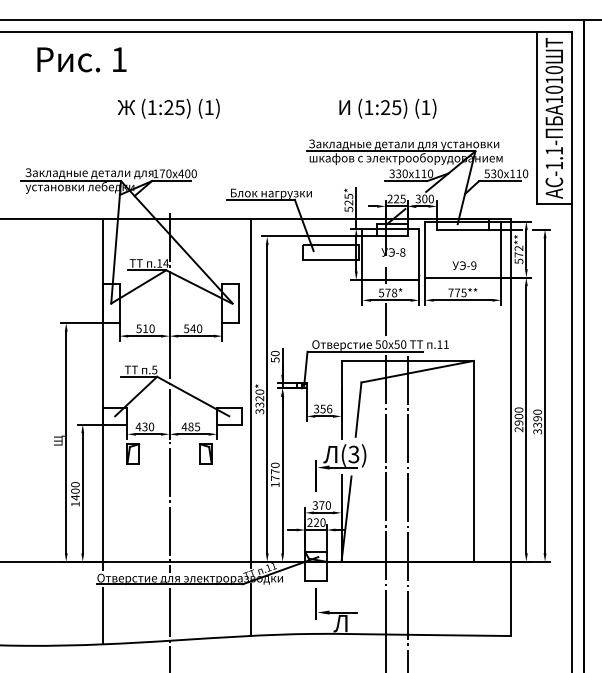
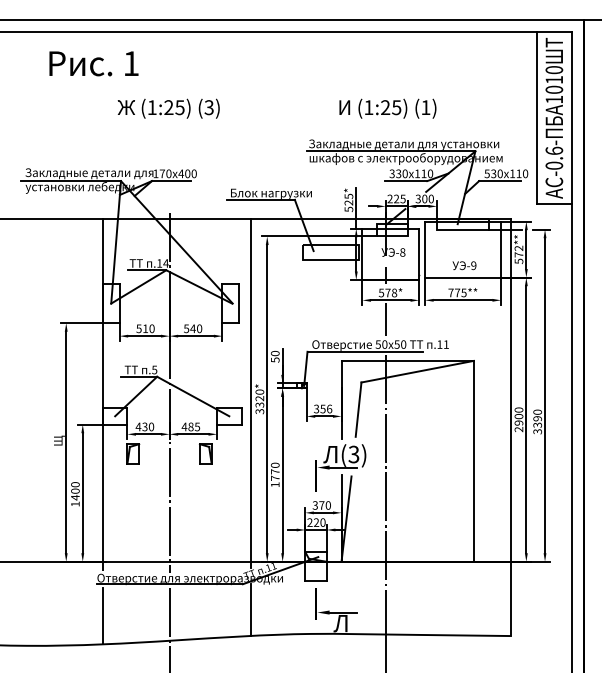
text position: (81, 59) -> (93, 63) (93, 63)
text: (1) -> (3) (208, 107)
text: -1.1- -> -0.6- (554, 157)
line: present -> none (407, 512)
